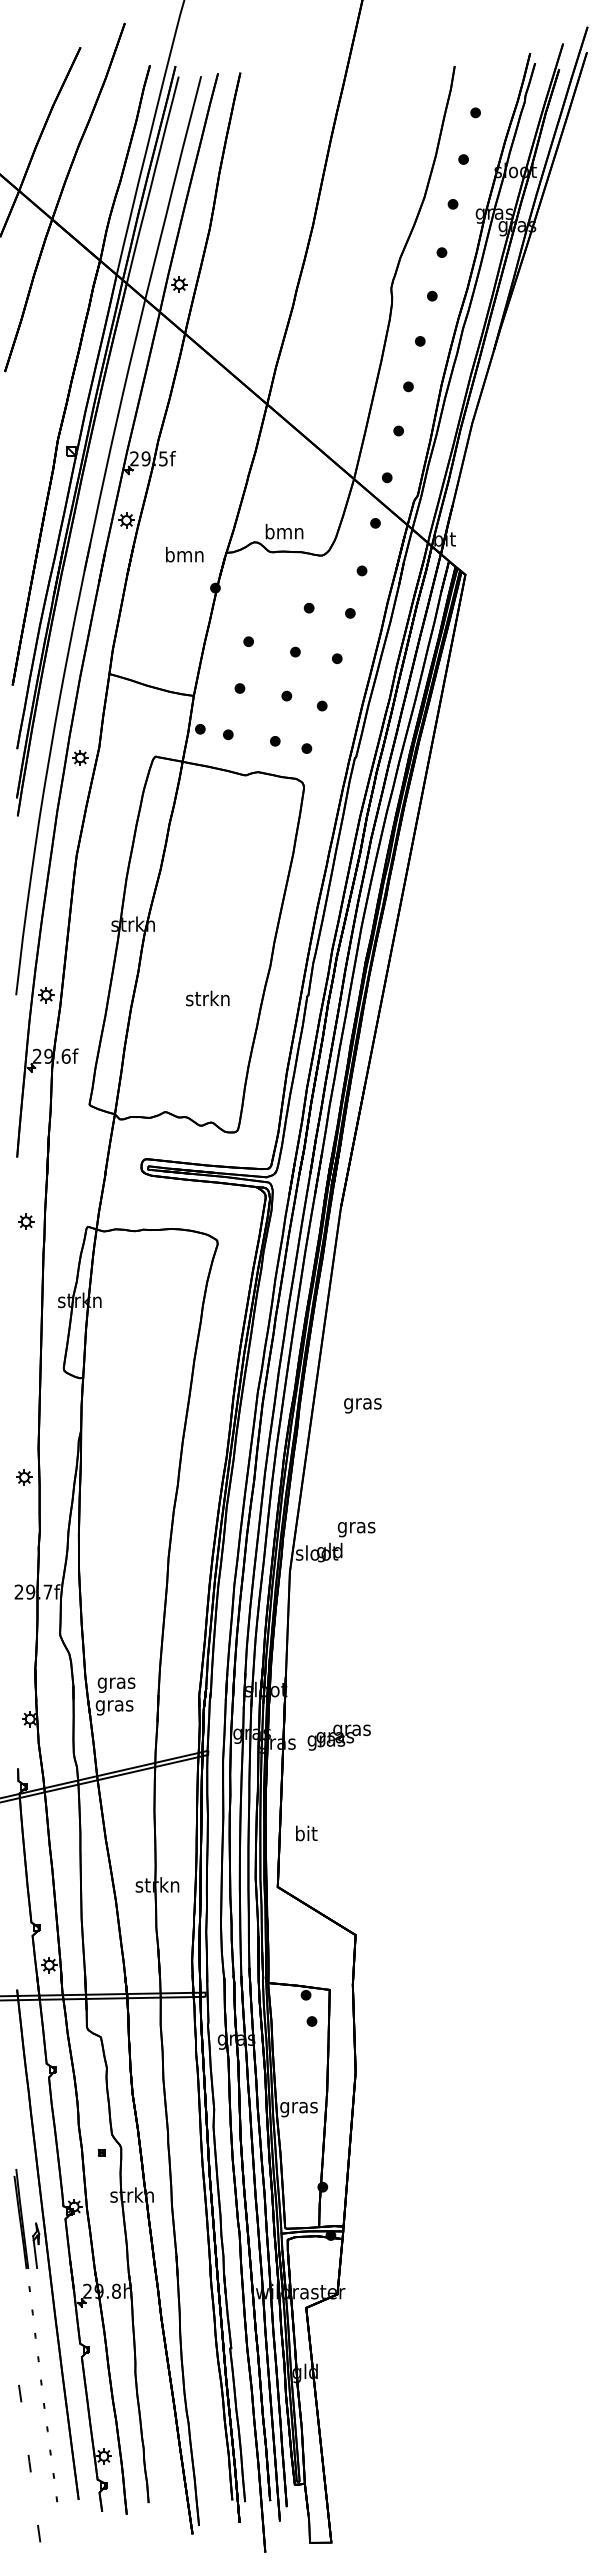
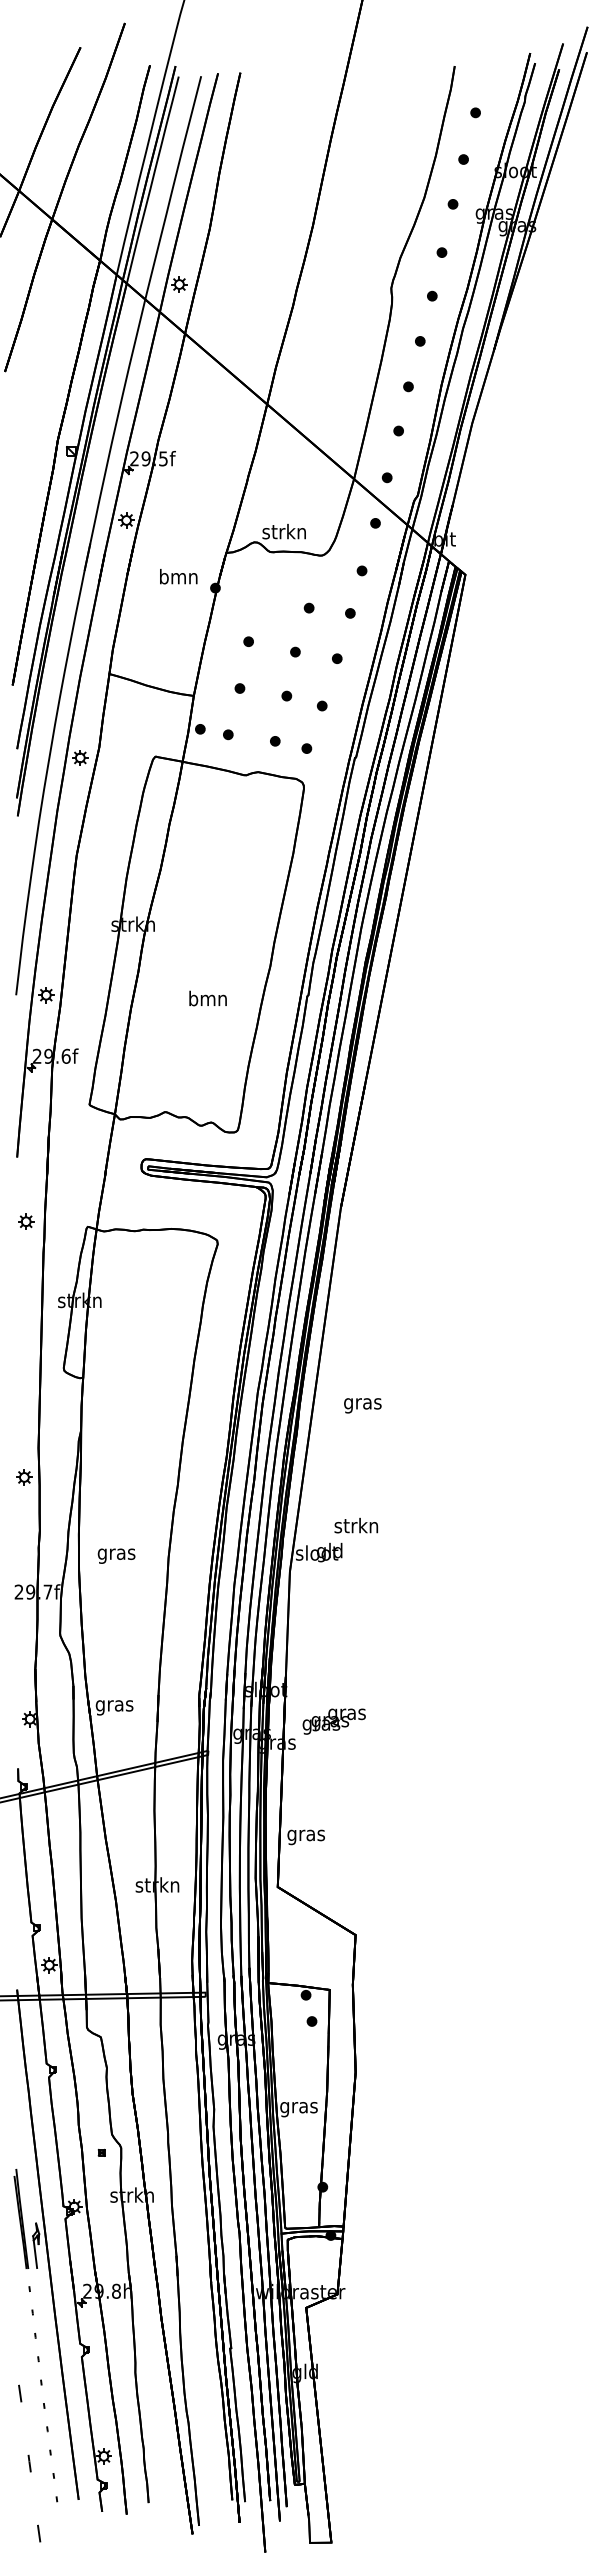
text: bmn -> strkn (283, 531)
text position: (184, 554) -> (178, 576) (178, 576)
text: strkn -> bmn (207, 998)
text: gras -> strkn (356, 1527)
text position: (116, 1684) -> (116, 1555) (116, 1555)
text position: (338, 1737) -> (333, 1721) (333, 1721)
text: bit -> gras (305, 1835)
